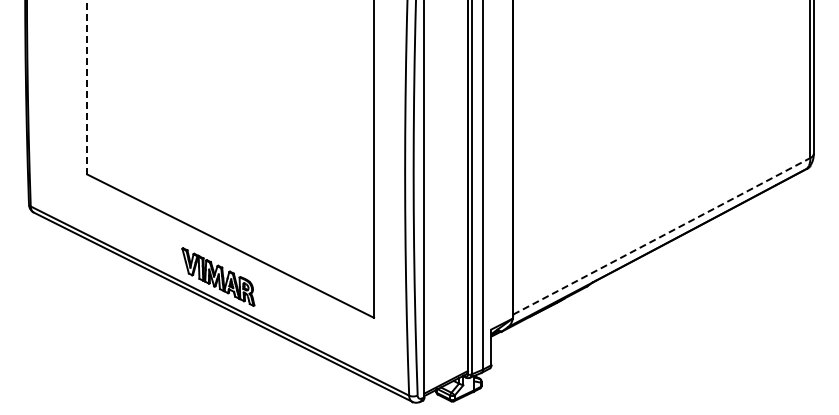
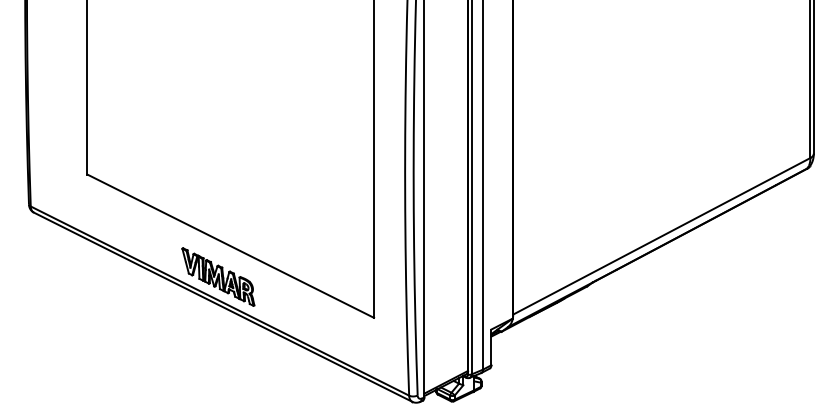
line: dashed -> solid (87, 87)
line: dashed -> solid (661, 236)
